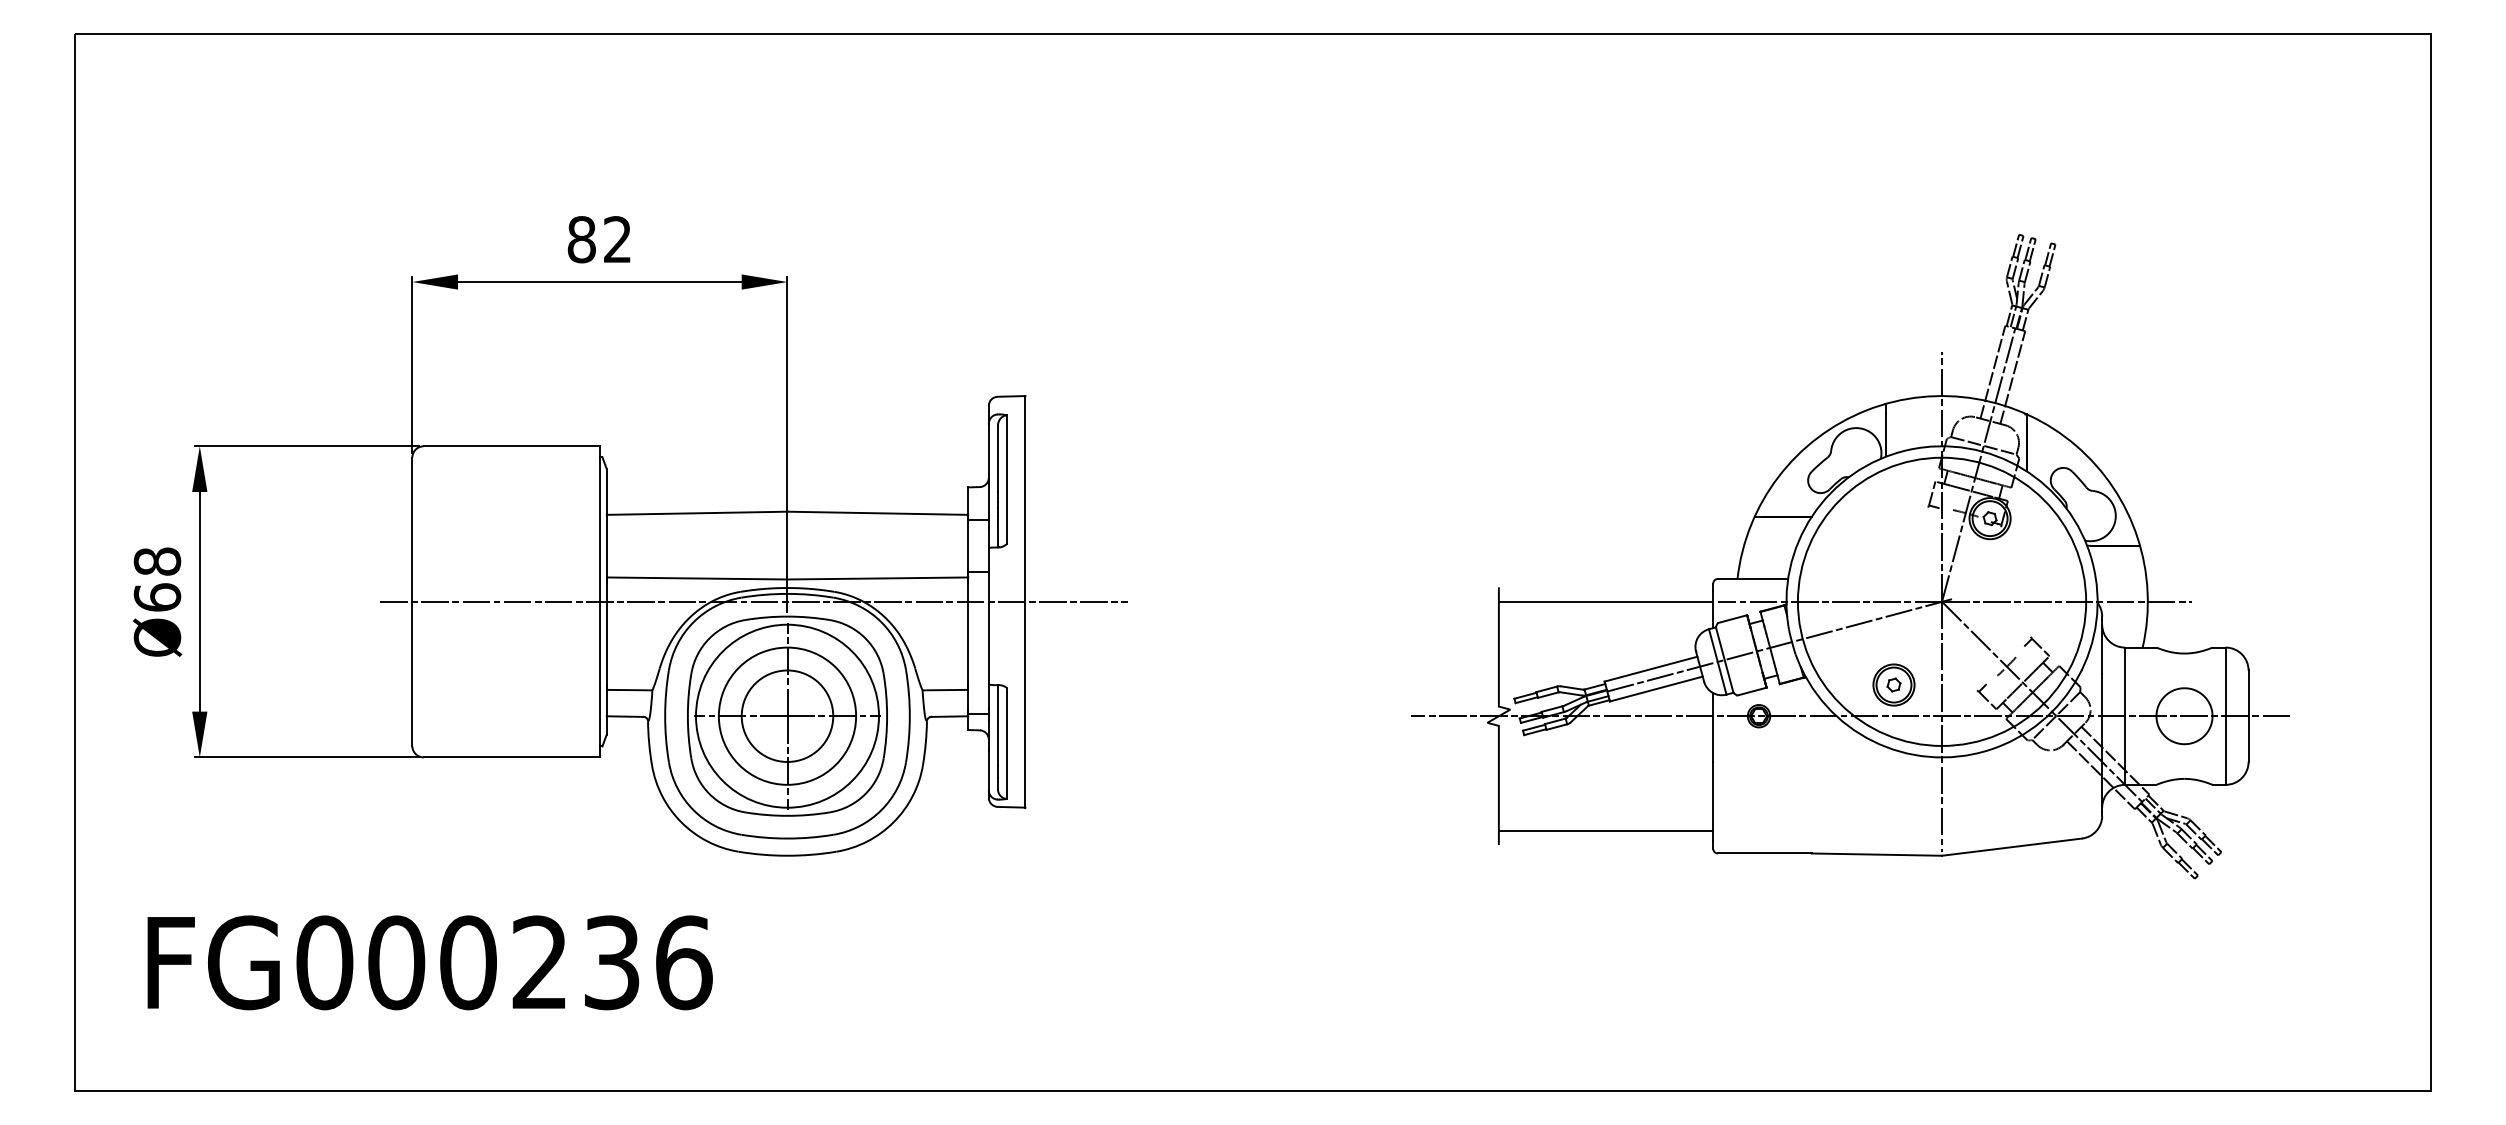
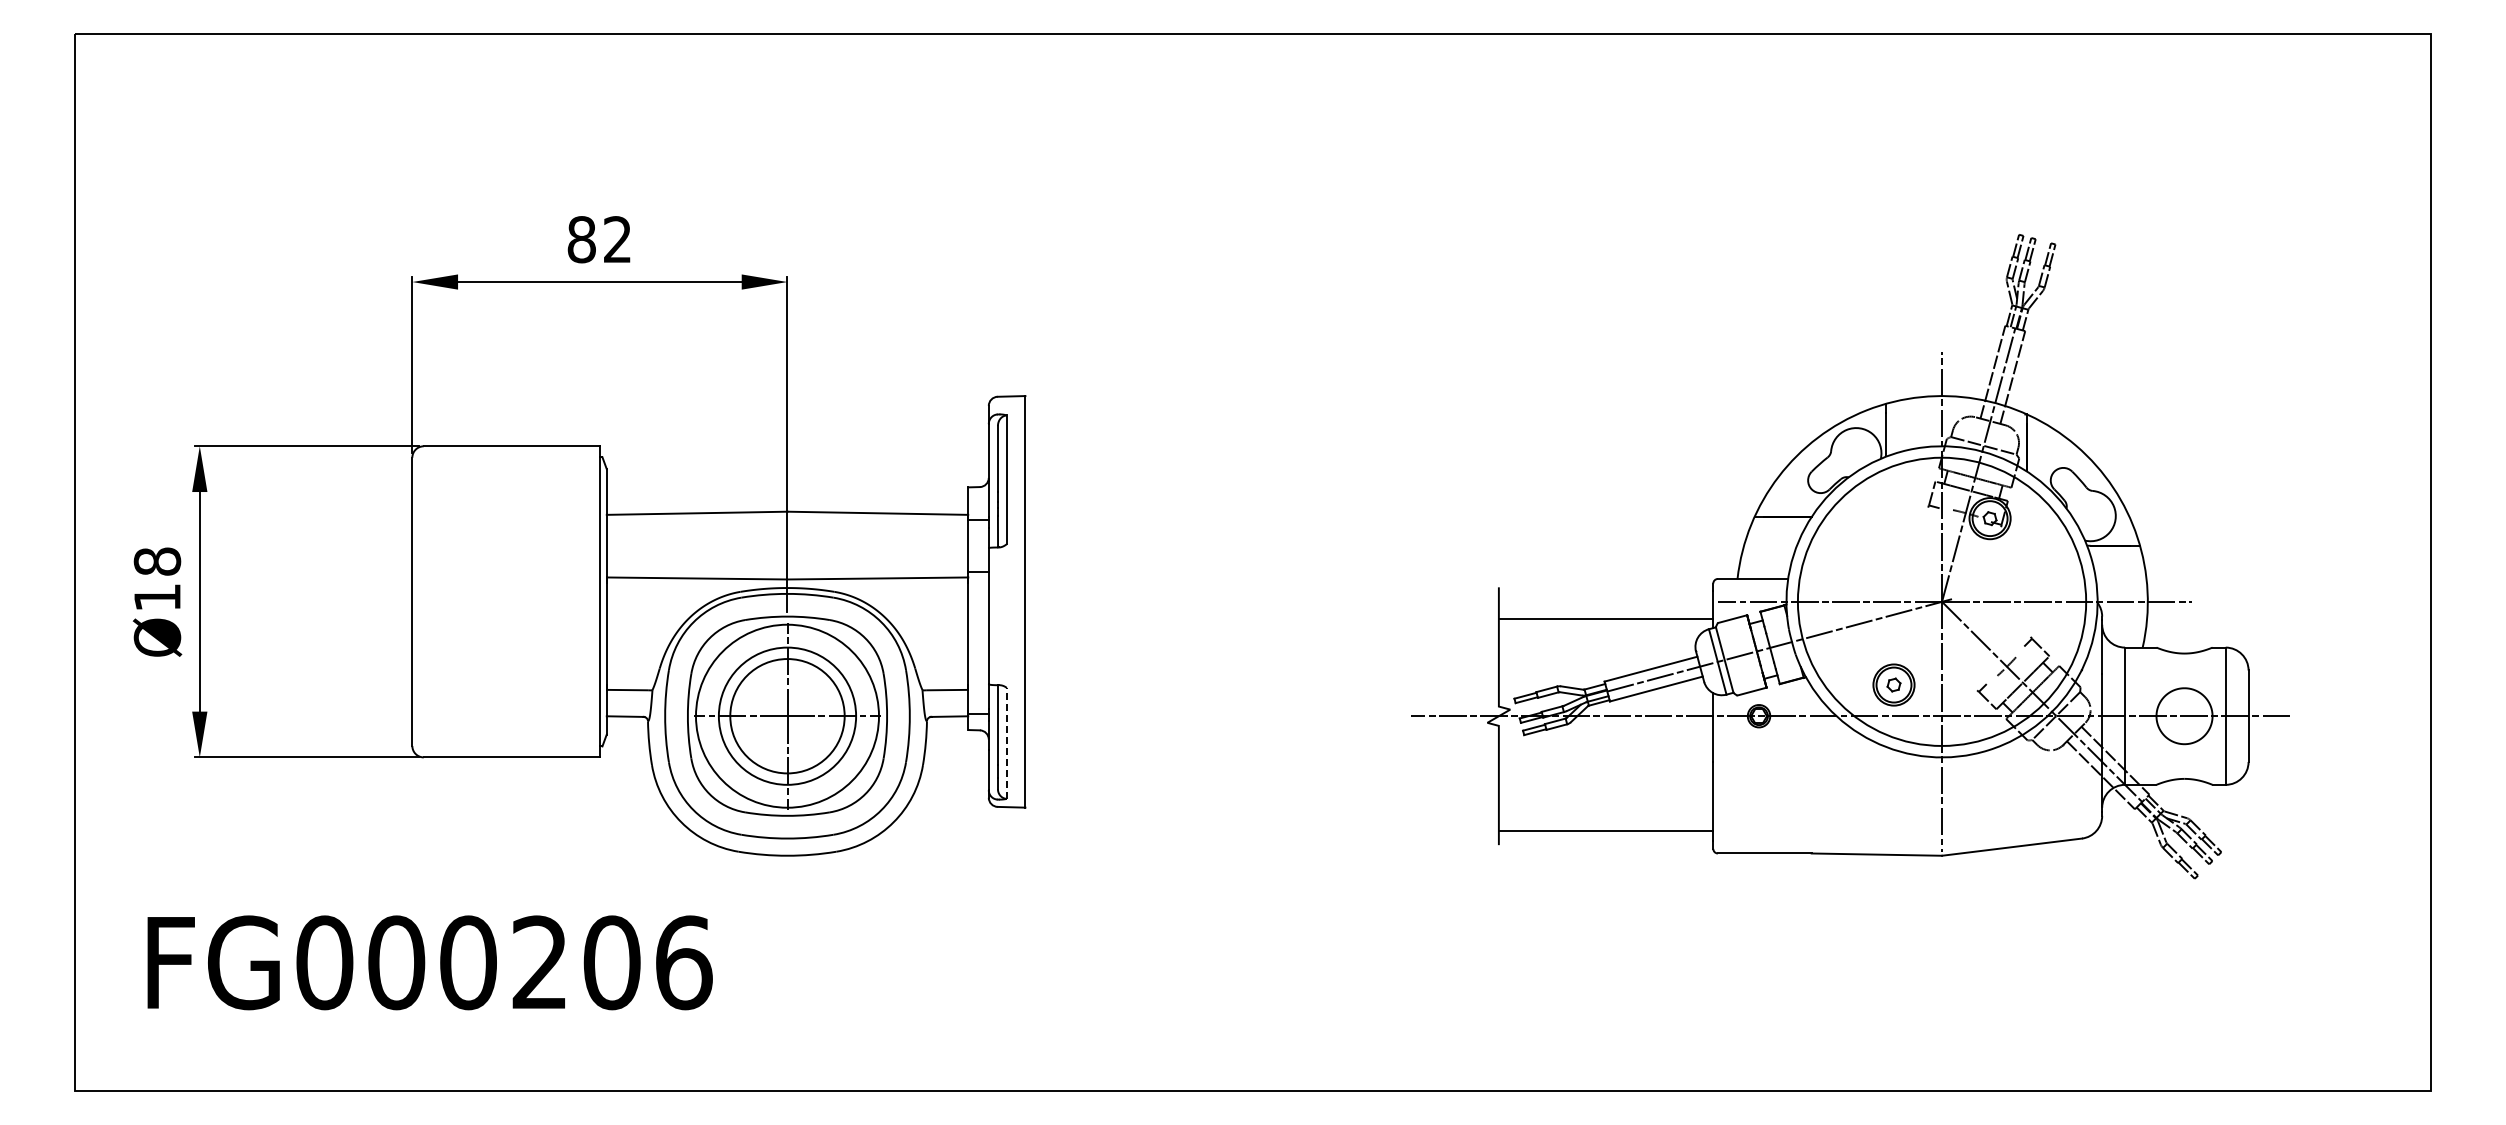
text: Ø68 -> Ø18 (157, 597)
line: present -> none (753, 601)
line position: (1605, 601) -> (1605, 618) (1605, 618)
circle diameter: 92 px -> 114 px (787, 716)
line: solid -> dashed (1006, 742)
text: FG000236 -> FG000206 (611, 962)
